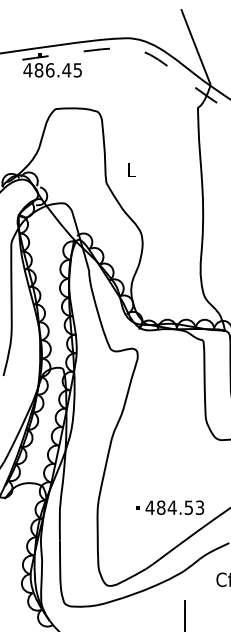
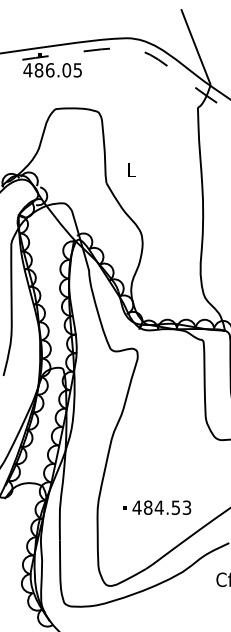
text: 486.45 -> 486.05 (66, 70)
text position: (170, 507) -> (157, 507) (157, 507)
line: present -> none (185, 614)
